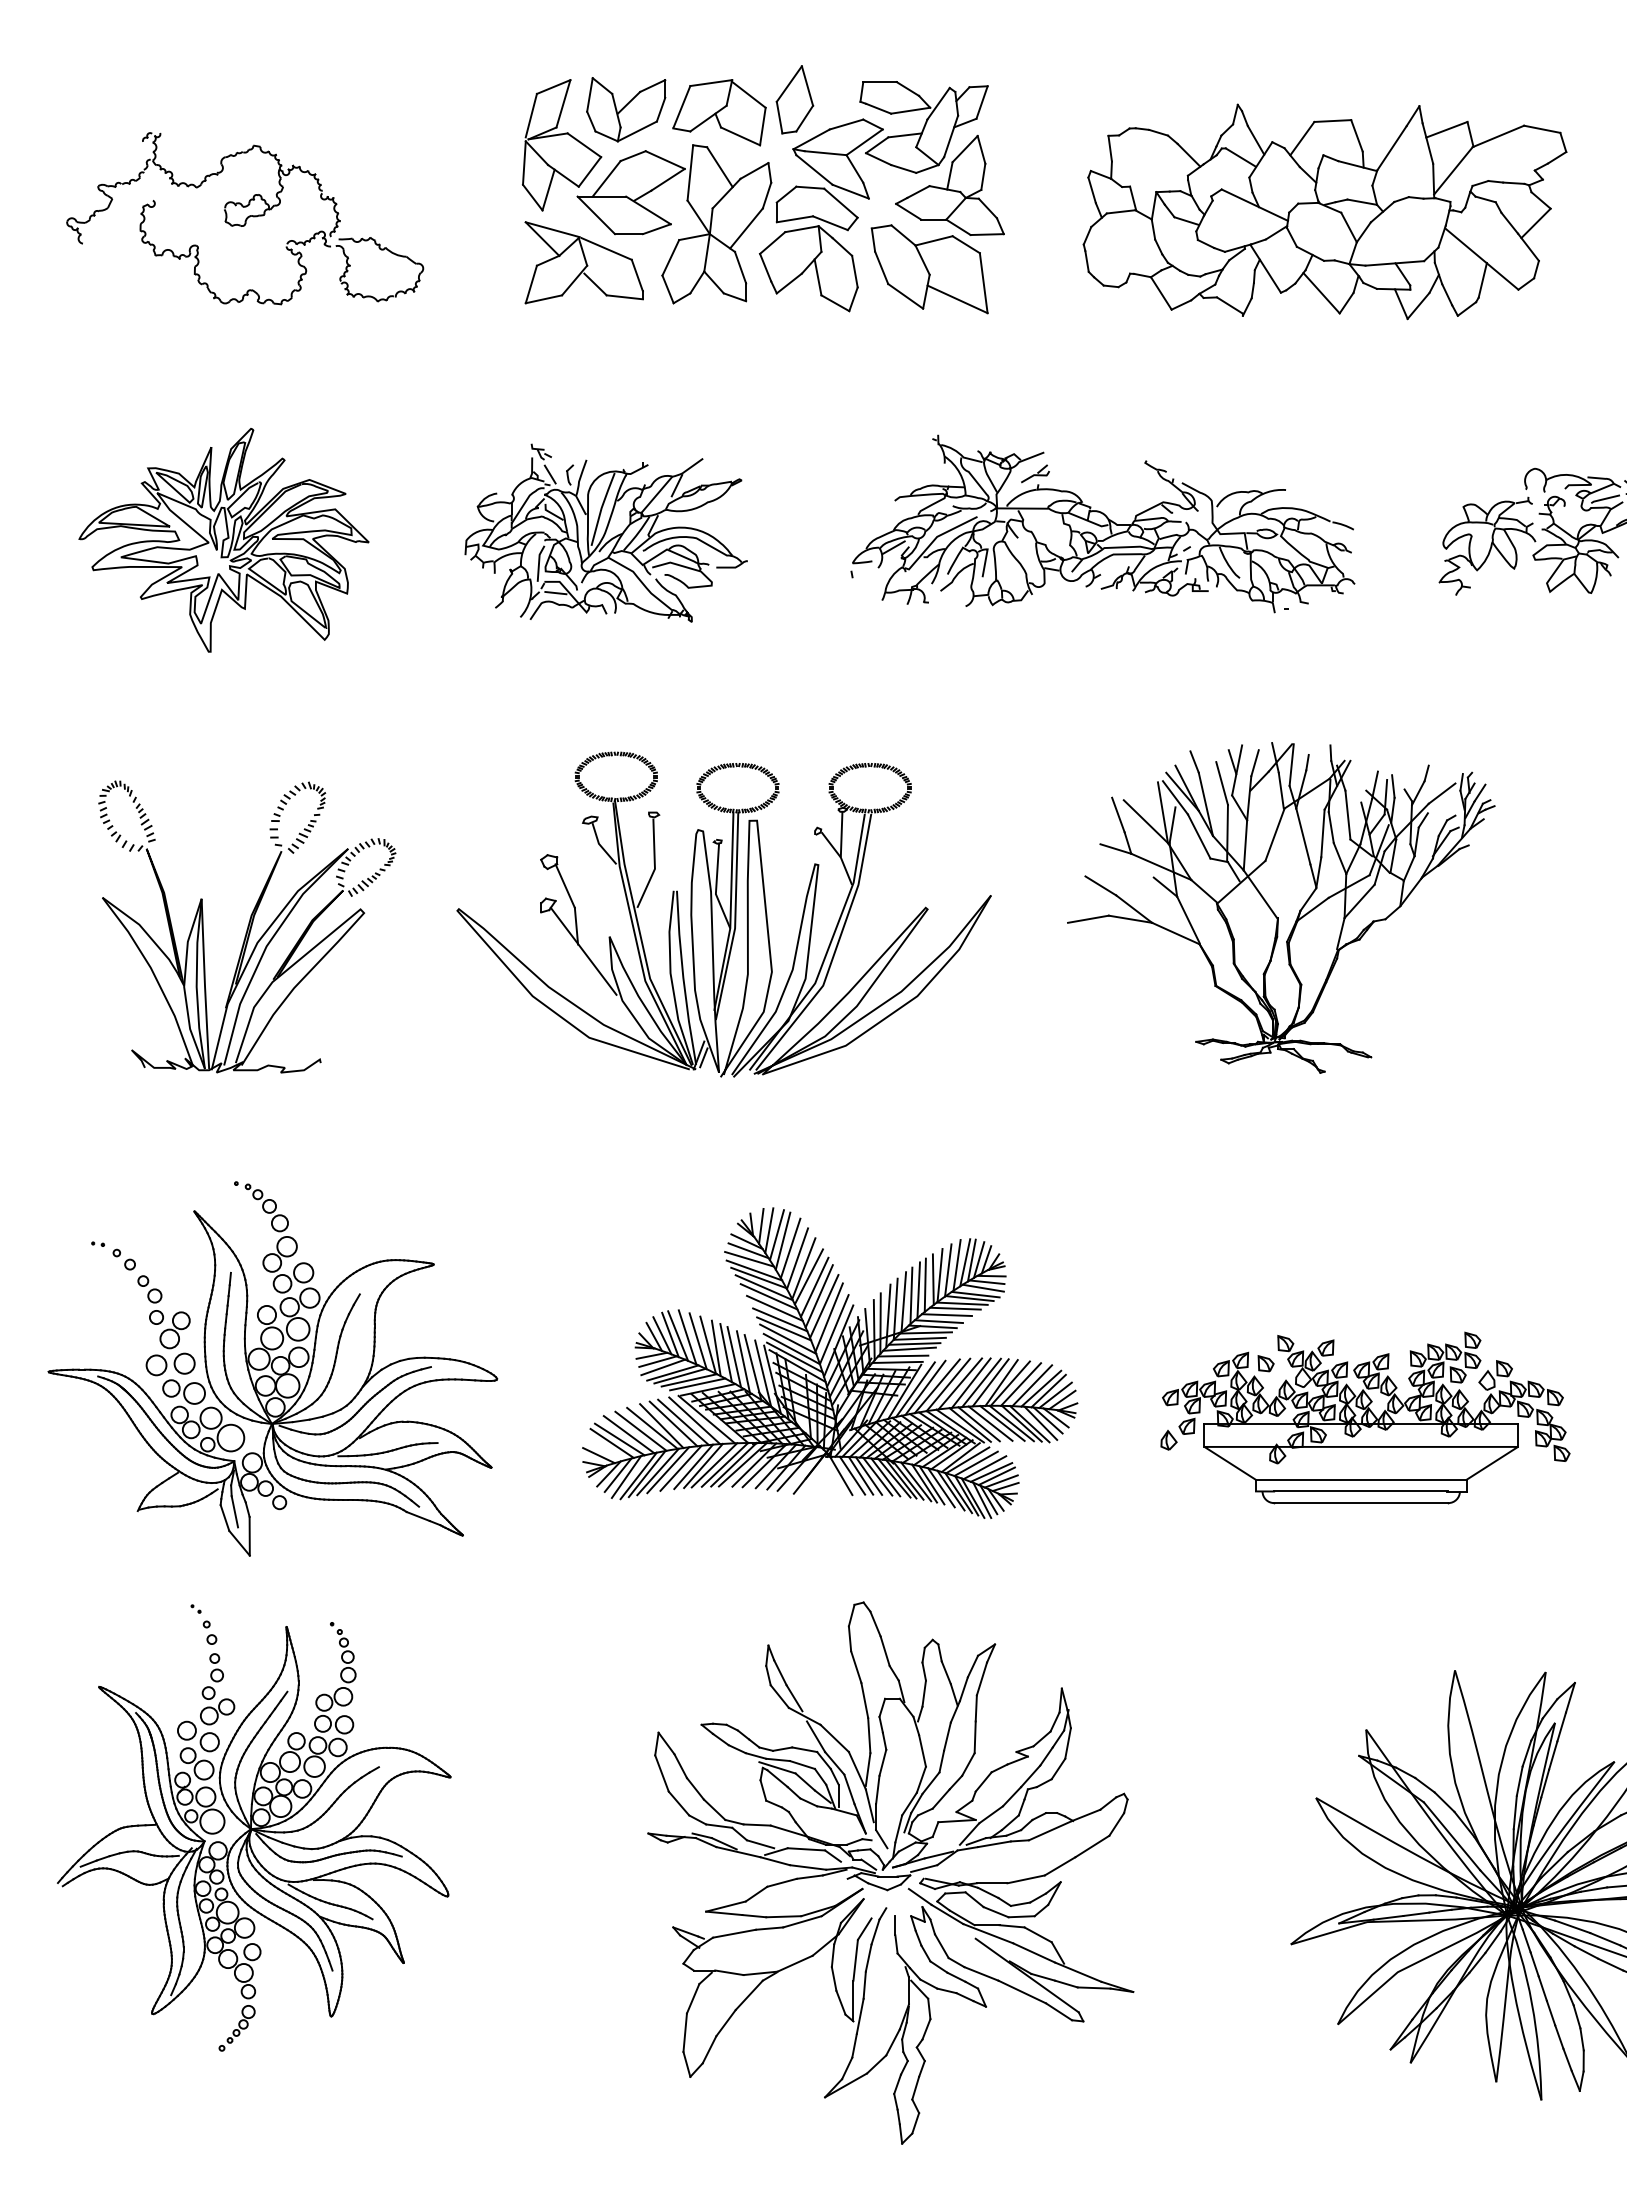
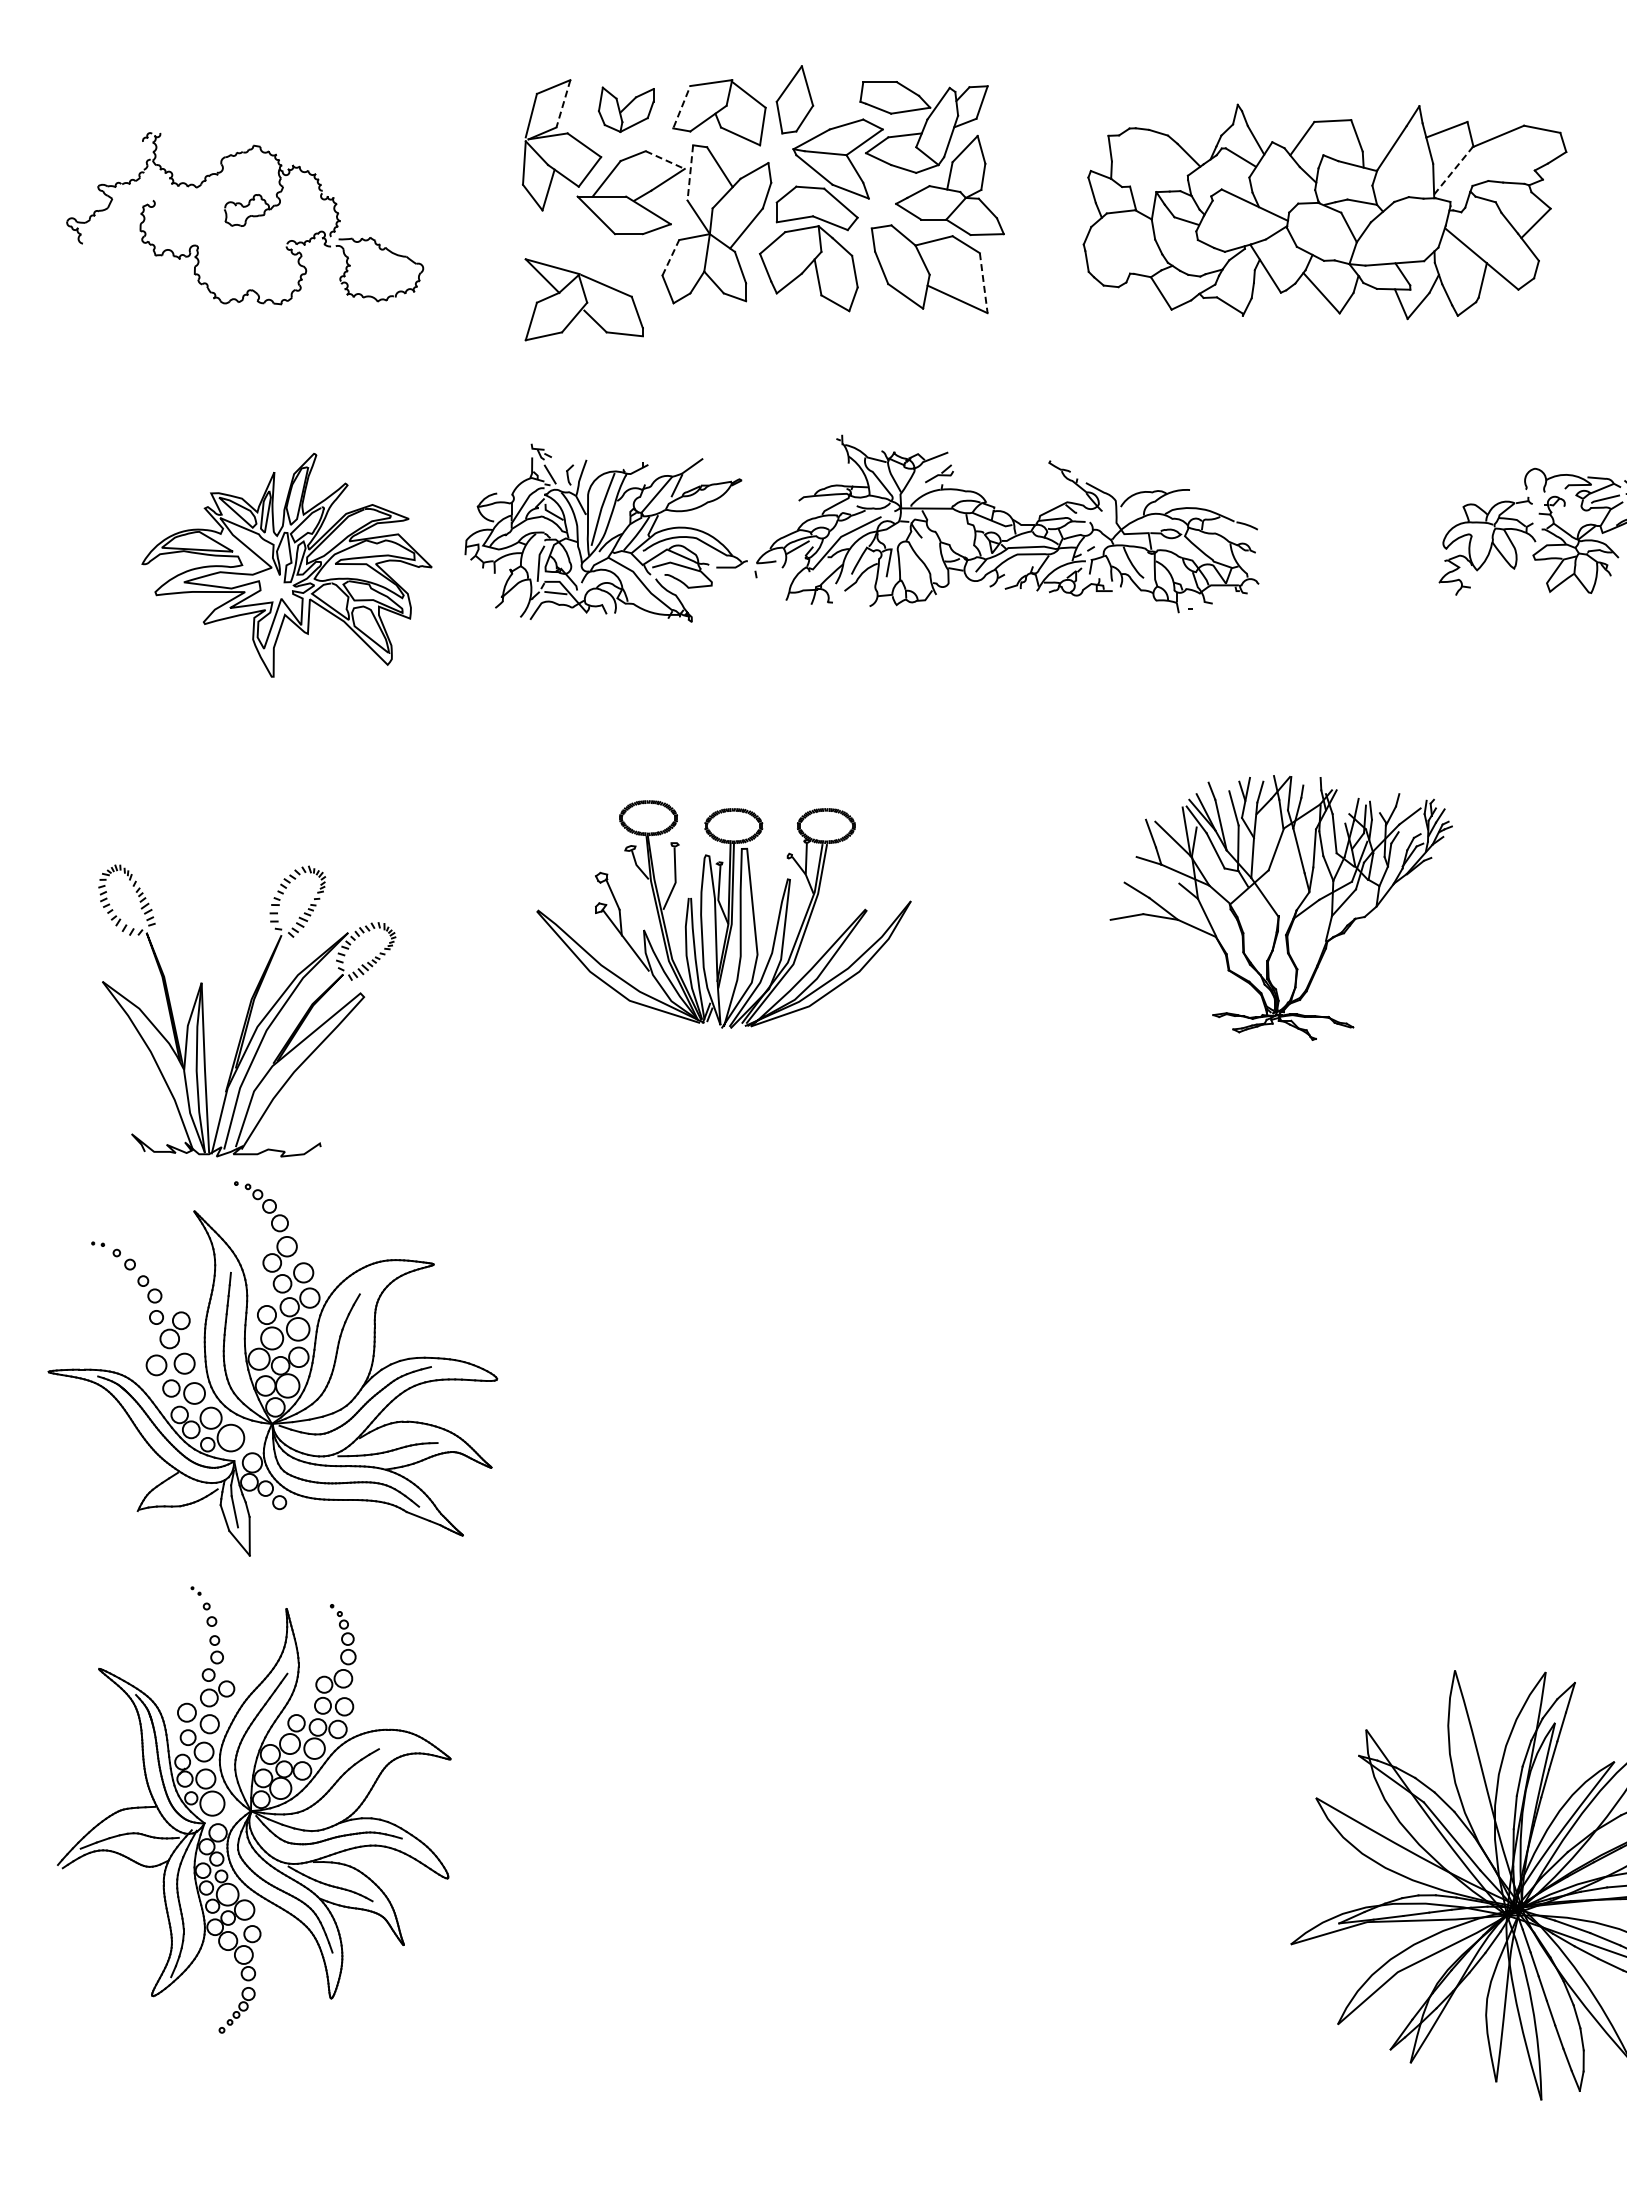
line: solid -> dashed (563, 103)
line: solid -> dashed (682, 106)
part size: 81x66 px -> 57x47 px (626, 109)
line: solid -> dashed (665, 160)
line: solid -> dashed (1453, 170)
line: solid -> dashed (690, 172)
line: solid -> dashed (670, 257)
part position: (583, 262) -> (583, 299) (583, 299)
line: solid -> dashed (983, 283)
part position: (1102, 523) -> (1006, 523) (1006, 523)
part position: (223, 540) -> (286, 565) (286, 565)
part size: 429x332 px -> 344x266 px (1280, 907)
part size: 536x327 px -> 376x229 px (723, 914)
part position: (247, 926) -> (247, 1010) (247, 1010)
part: present -> none (830, 1362)
part: present -> none (1365, 1417)
part position: (254, 1827) -> (254, 1809) (254, 1809)
part: present -> none (890, 1872)
